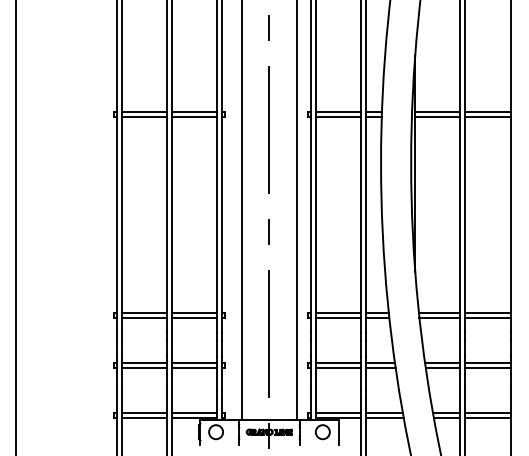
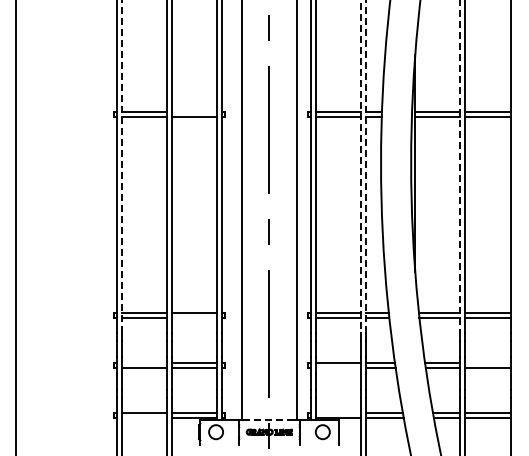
line: present -> none (194, 112)
line: solid -> dashed (121, 165)
line: solid -> dashed (366, 165)
line: solid -> dashed (360, 166)
line: solid -> dashed (460, 166)
line: present -> none (194, 317)
line: present -> none (143, 362)
line: present -> none (487, 362)
line: present -> none (337, 367)
line: present -> none (337, 413)
line: present -> none (143, 418)
line: solid -> dashed (268, 419)
